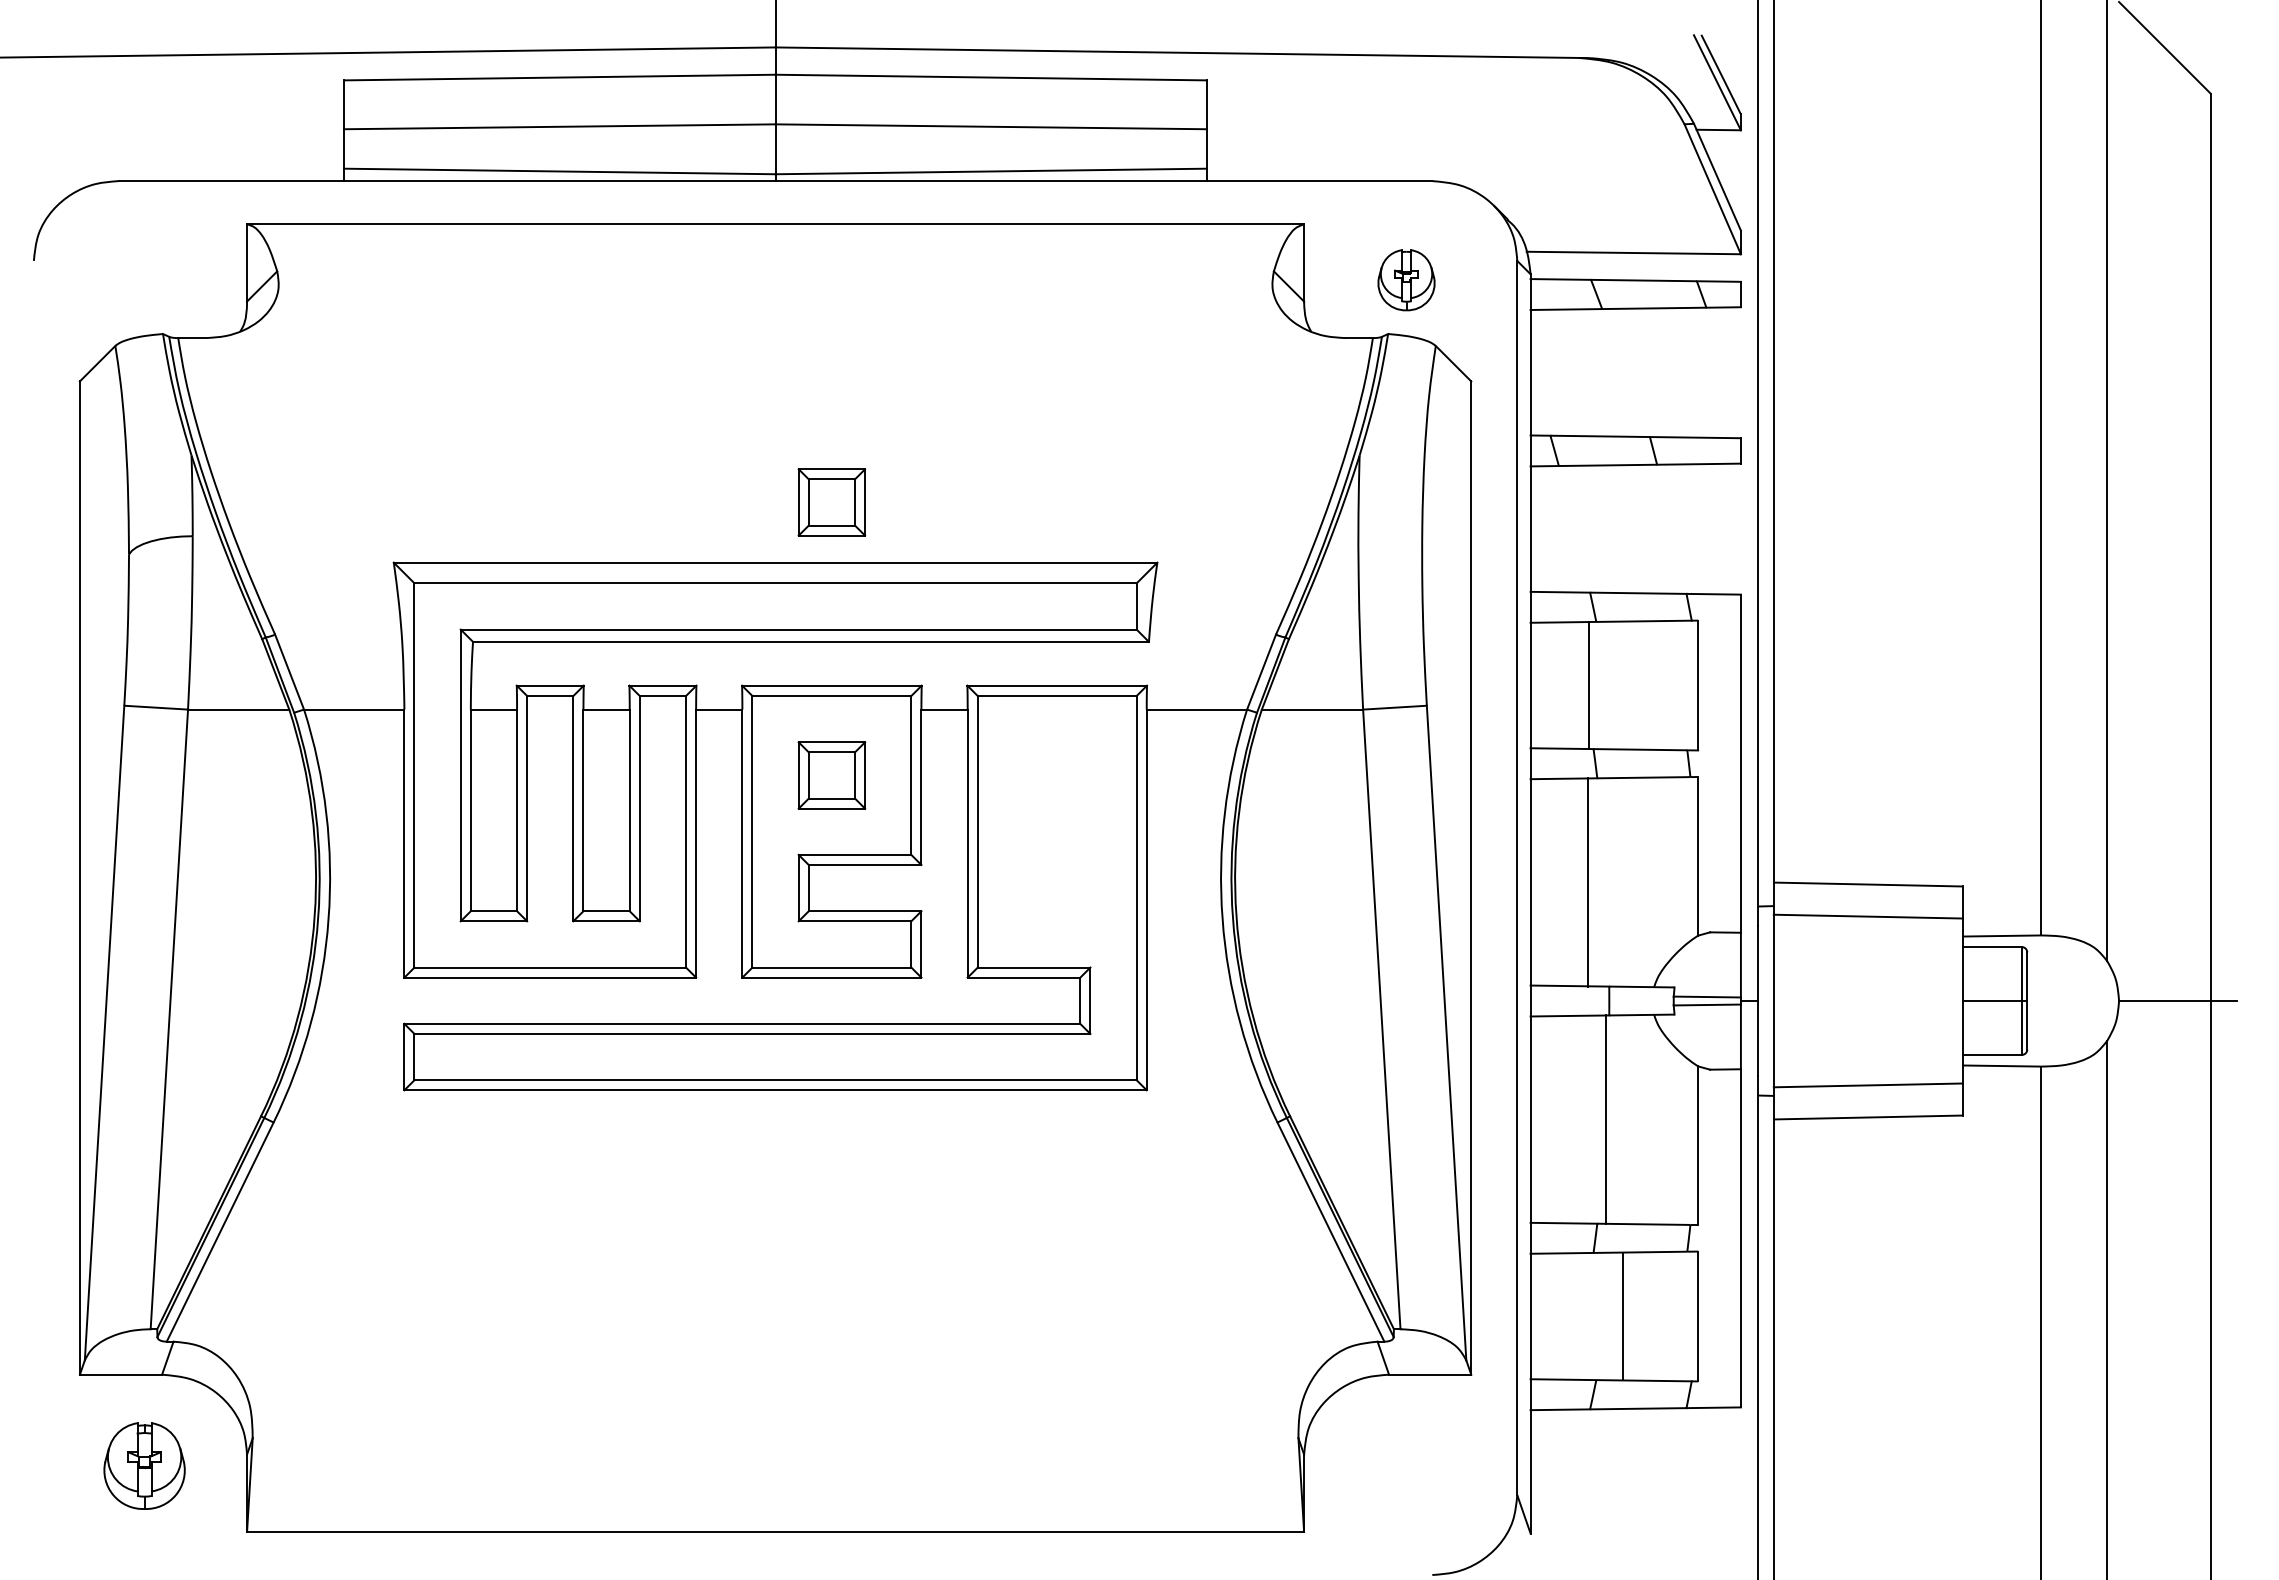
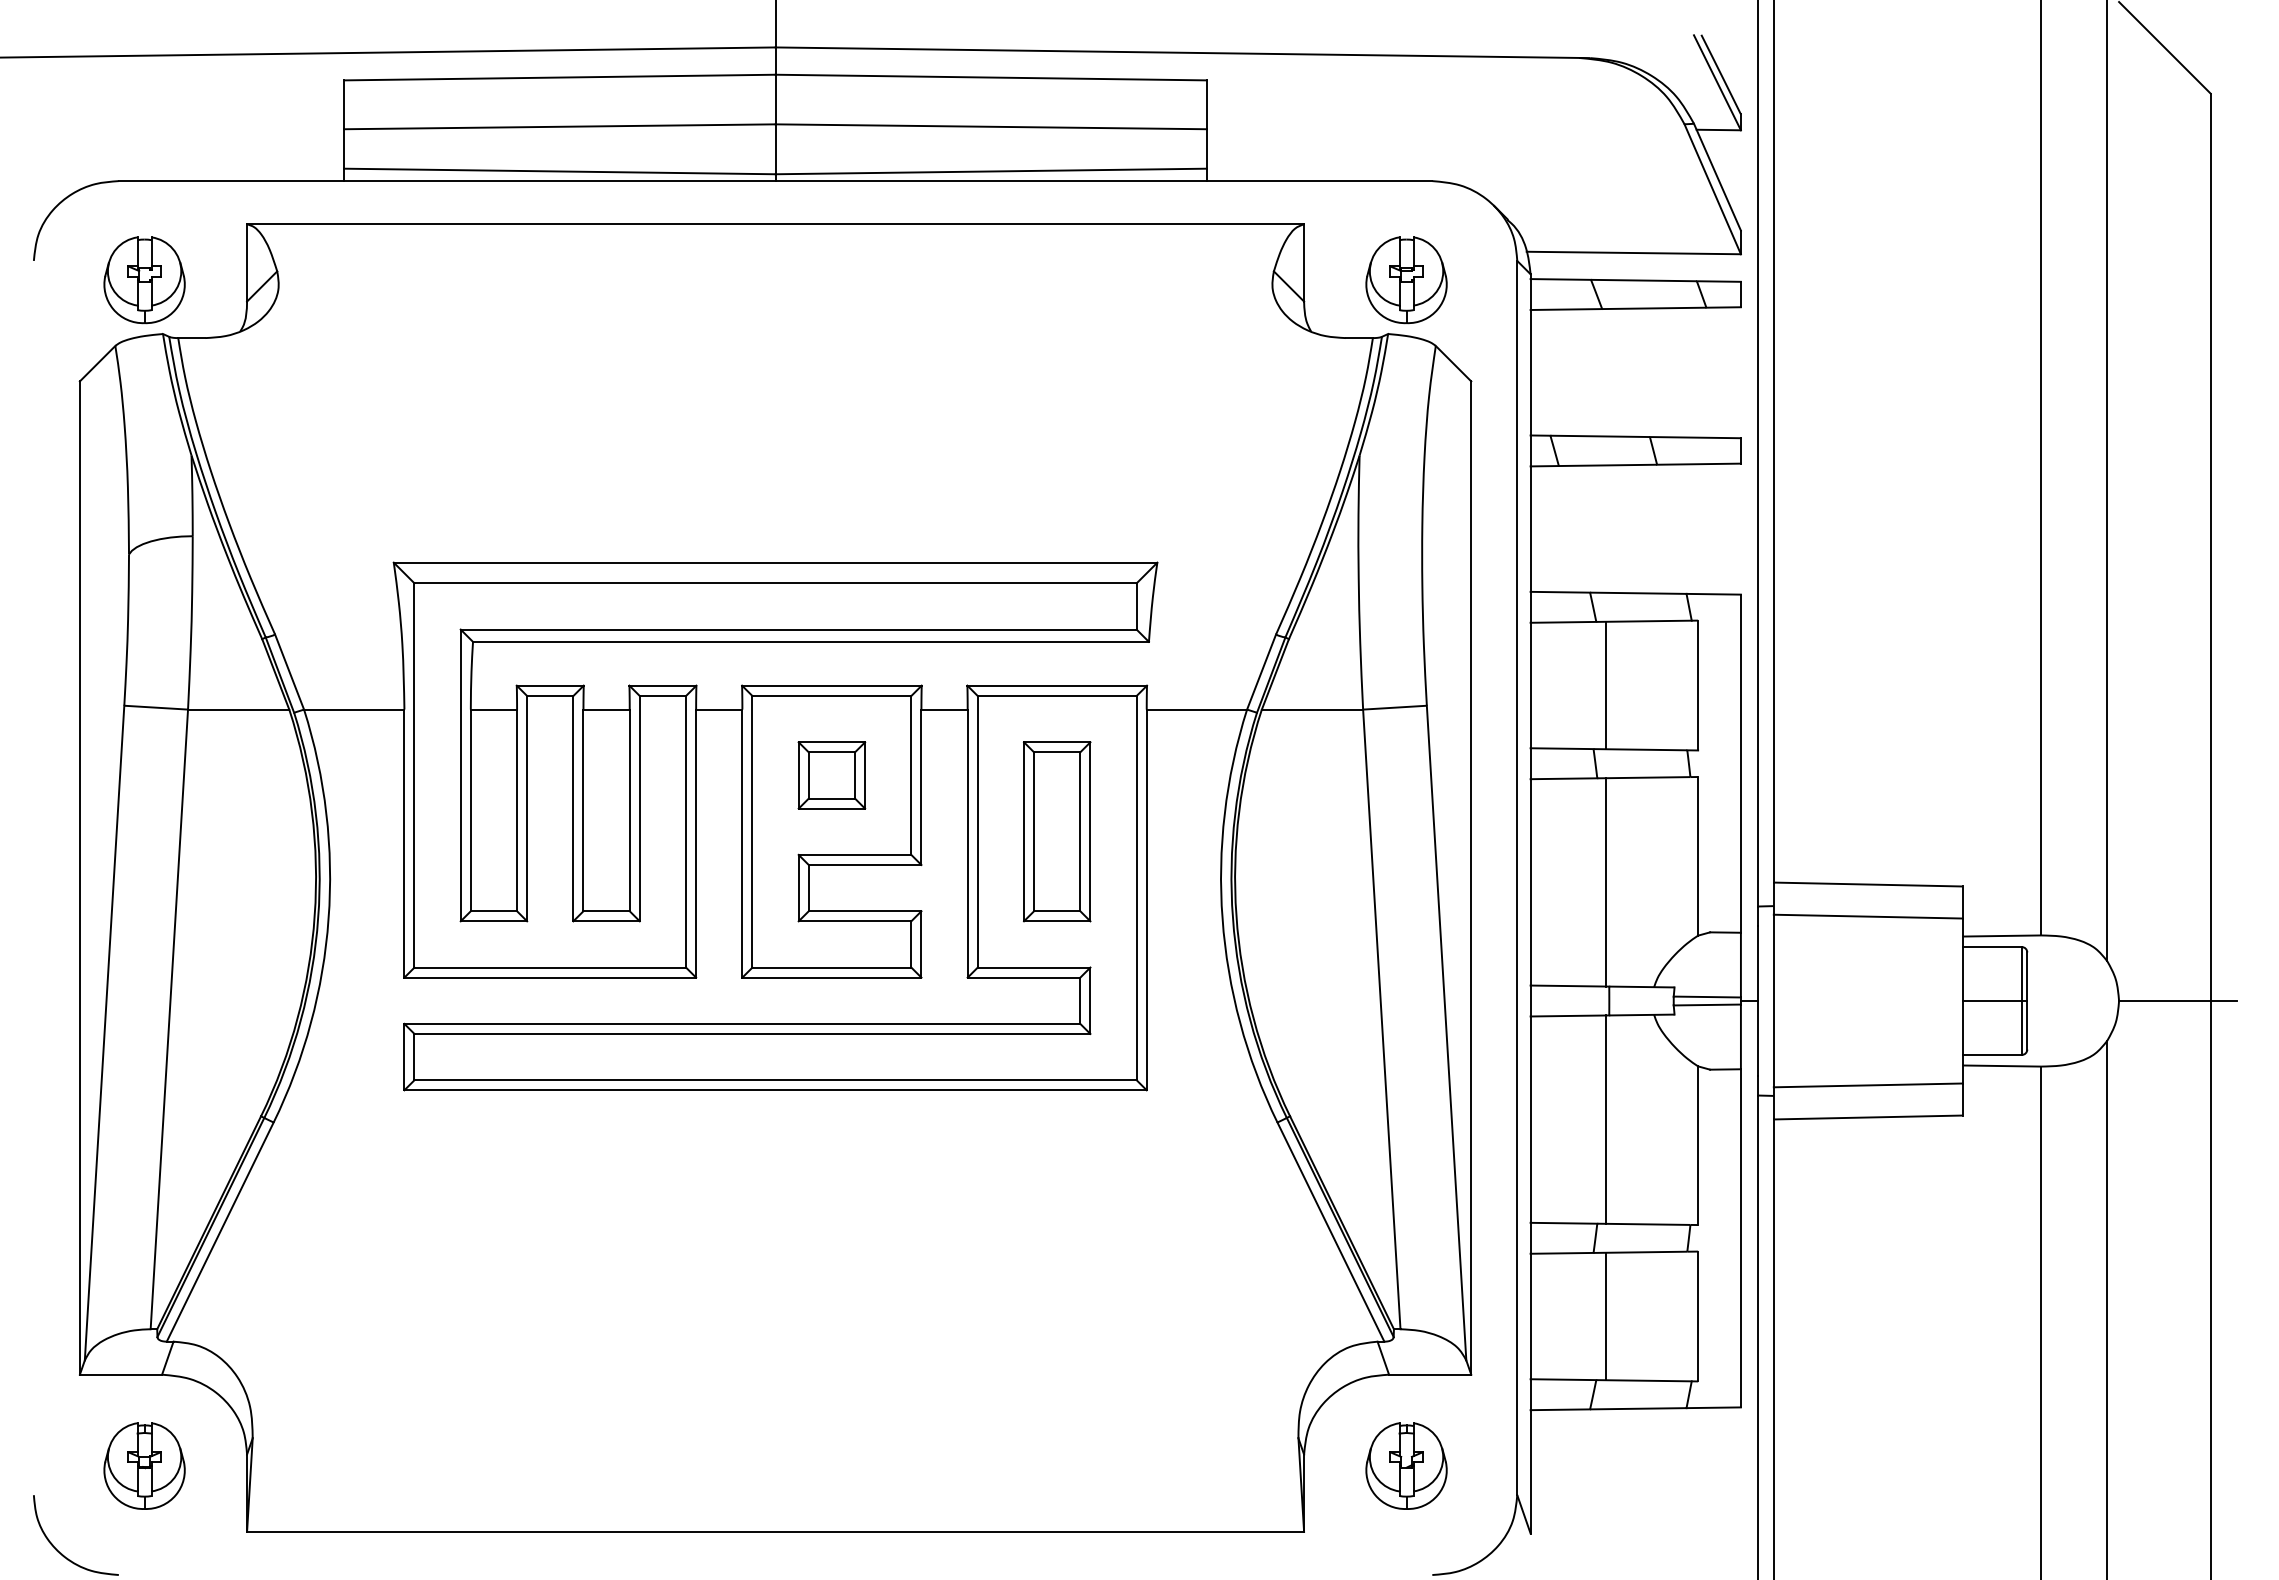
part: none -> present (144, 280)
part size: 59x63 px -> 83x89 px (1406, 280)
part: present -> none (831, 502)
line position: (1589, 685) -> (1606, 685) (1606, 685)
part: none -> present (1057, 831)
line position: (1588, 882) -> (1606, 882) (1606, 882)
line position: (1623, 1316) -> (1606, 1316) (1606, 1316)
part: none -> present (1406, 1465)
curve: none -> present (62, 1553)
